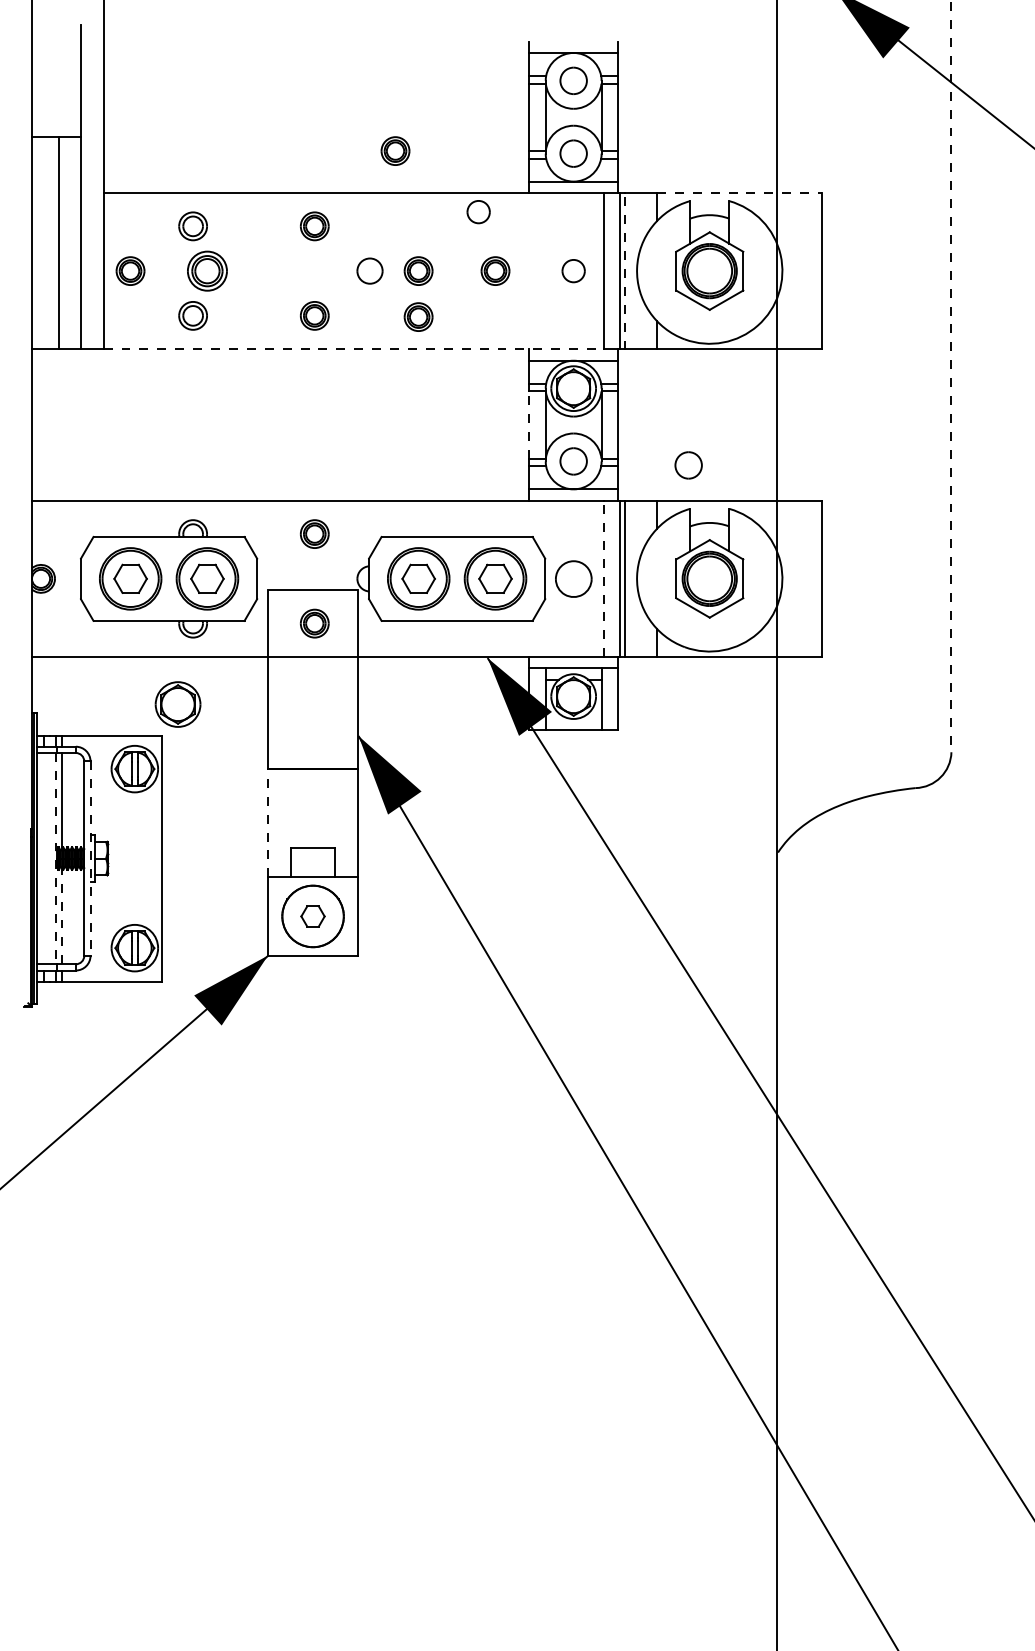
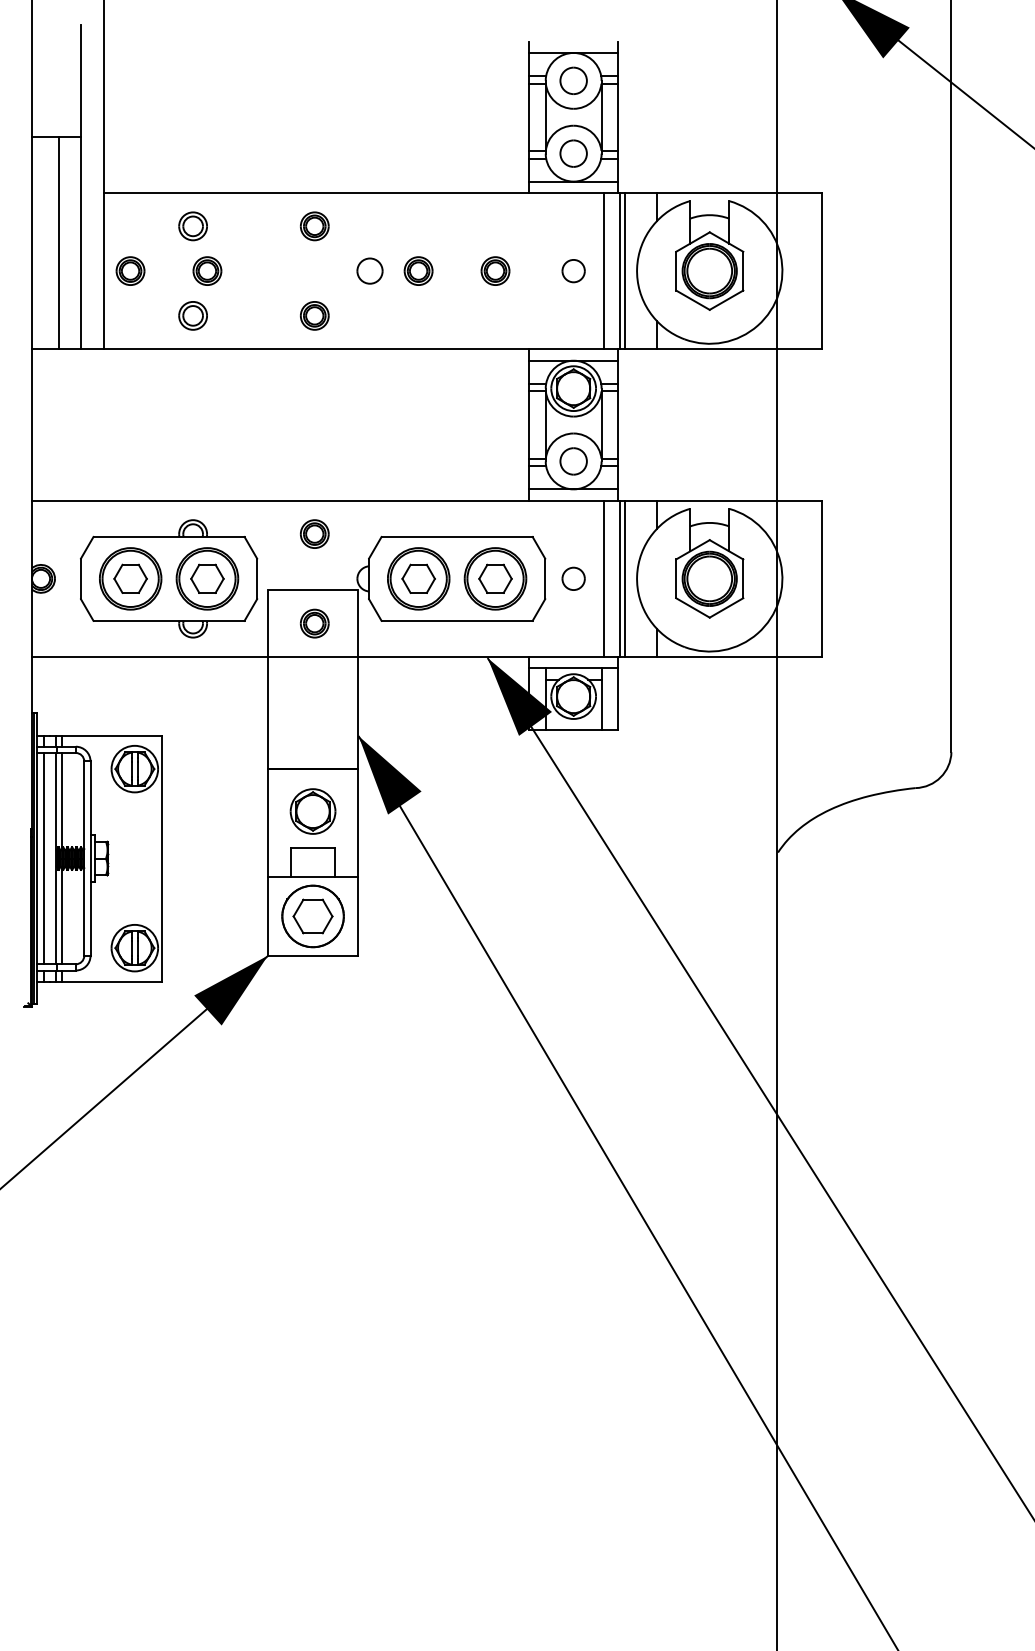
part: present -> none (395, 150)
line: dashed -> solid (739, 192)
part: present -> none (478, 212)
part size: 41x42 px -> 31x30 px (207, 270)
line: dashed -> solid (625, 270)
part: present -> none (418, 316)
line: dashed -> solid (354, 349)
line: dashed -> solid (951, 376)
line: dashed -> solid (528, 425)
part: present -> none (688, 465)
part size: 38x38 px -> 25x25 px (573, 578)
line: dashed -> solid (604, 578)
part position: (177, 704) -> (312, 811) (312, 811)
line: dashed -> solid (268, 823)
line: none -> present (43, 858)
line: dashed -> solid (56, 858)
line: dashed -> solid (90, 859)
line: dashed -> solid (62, 916)
part size: 26x23 px -> 42x37 px (312, 916)
